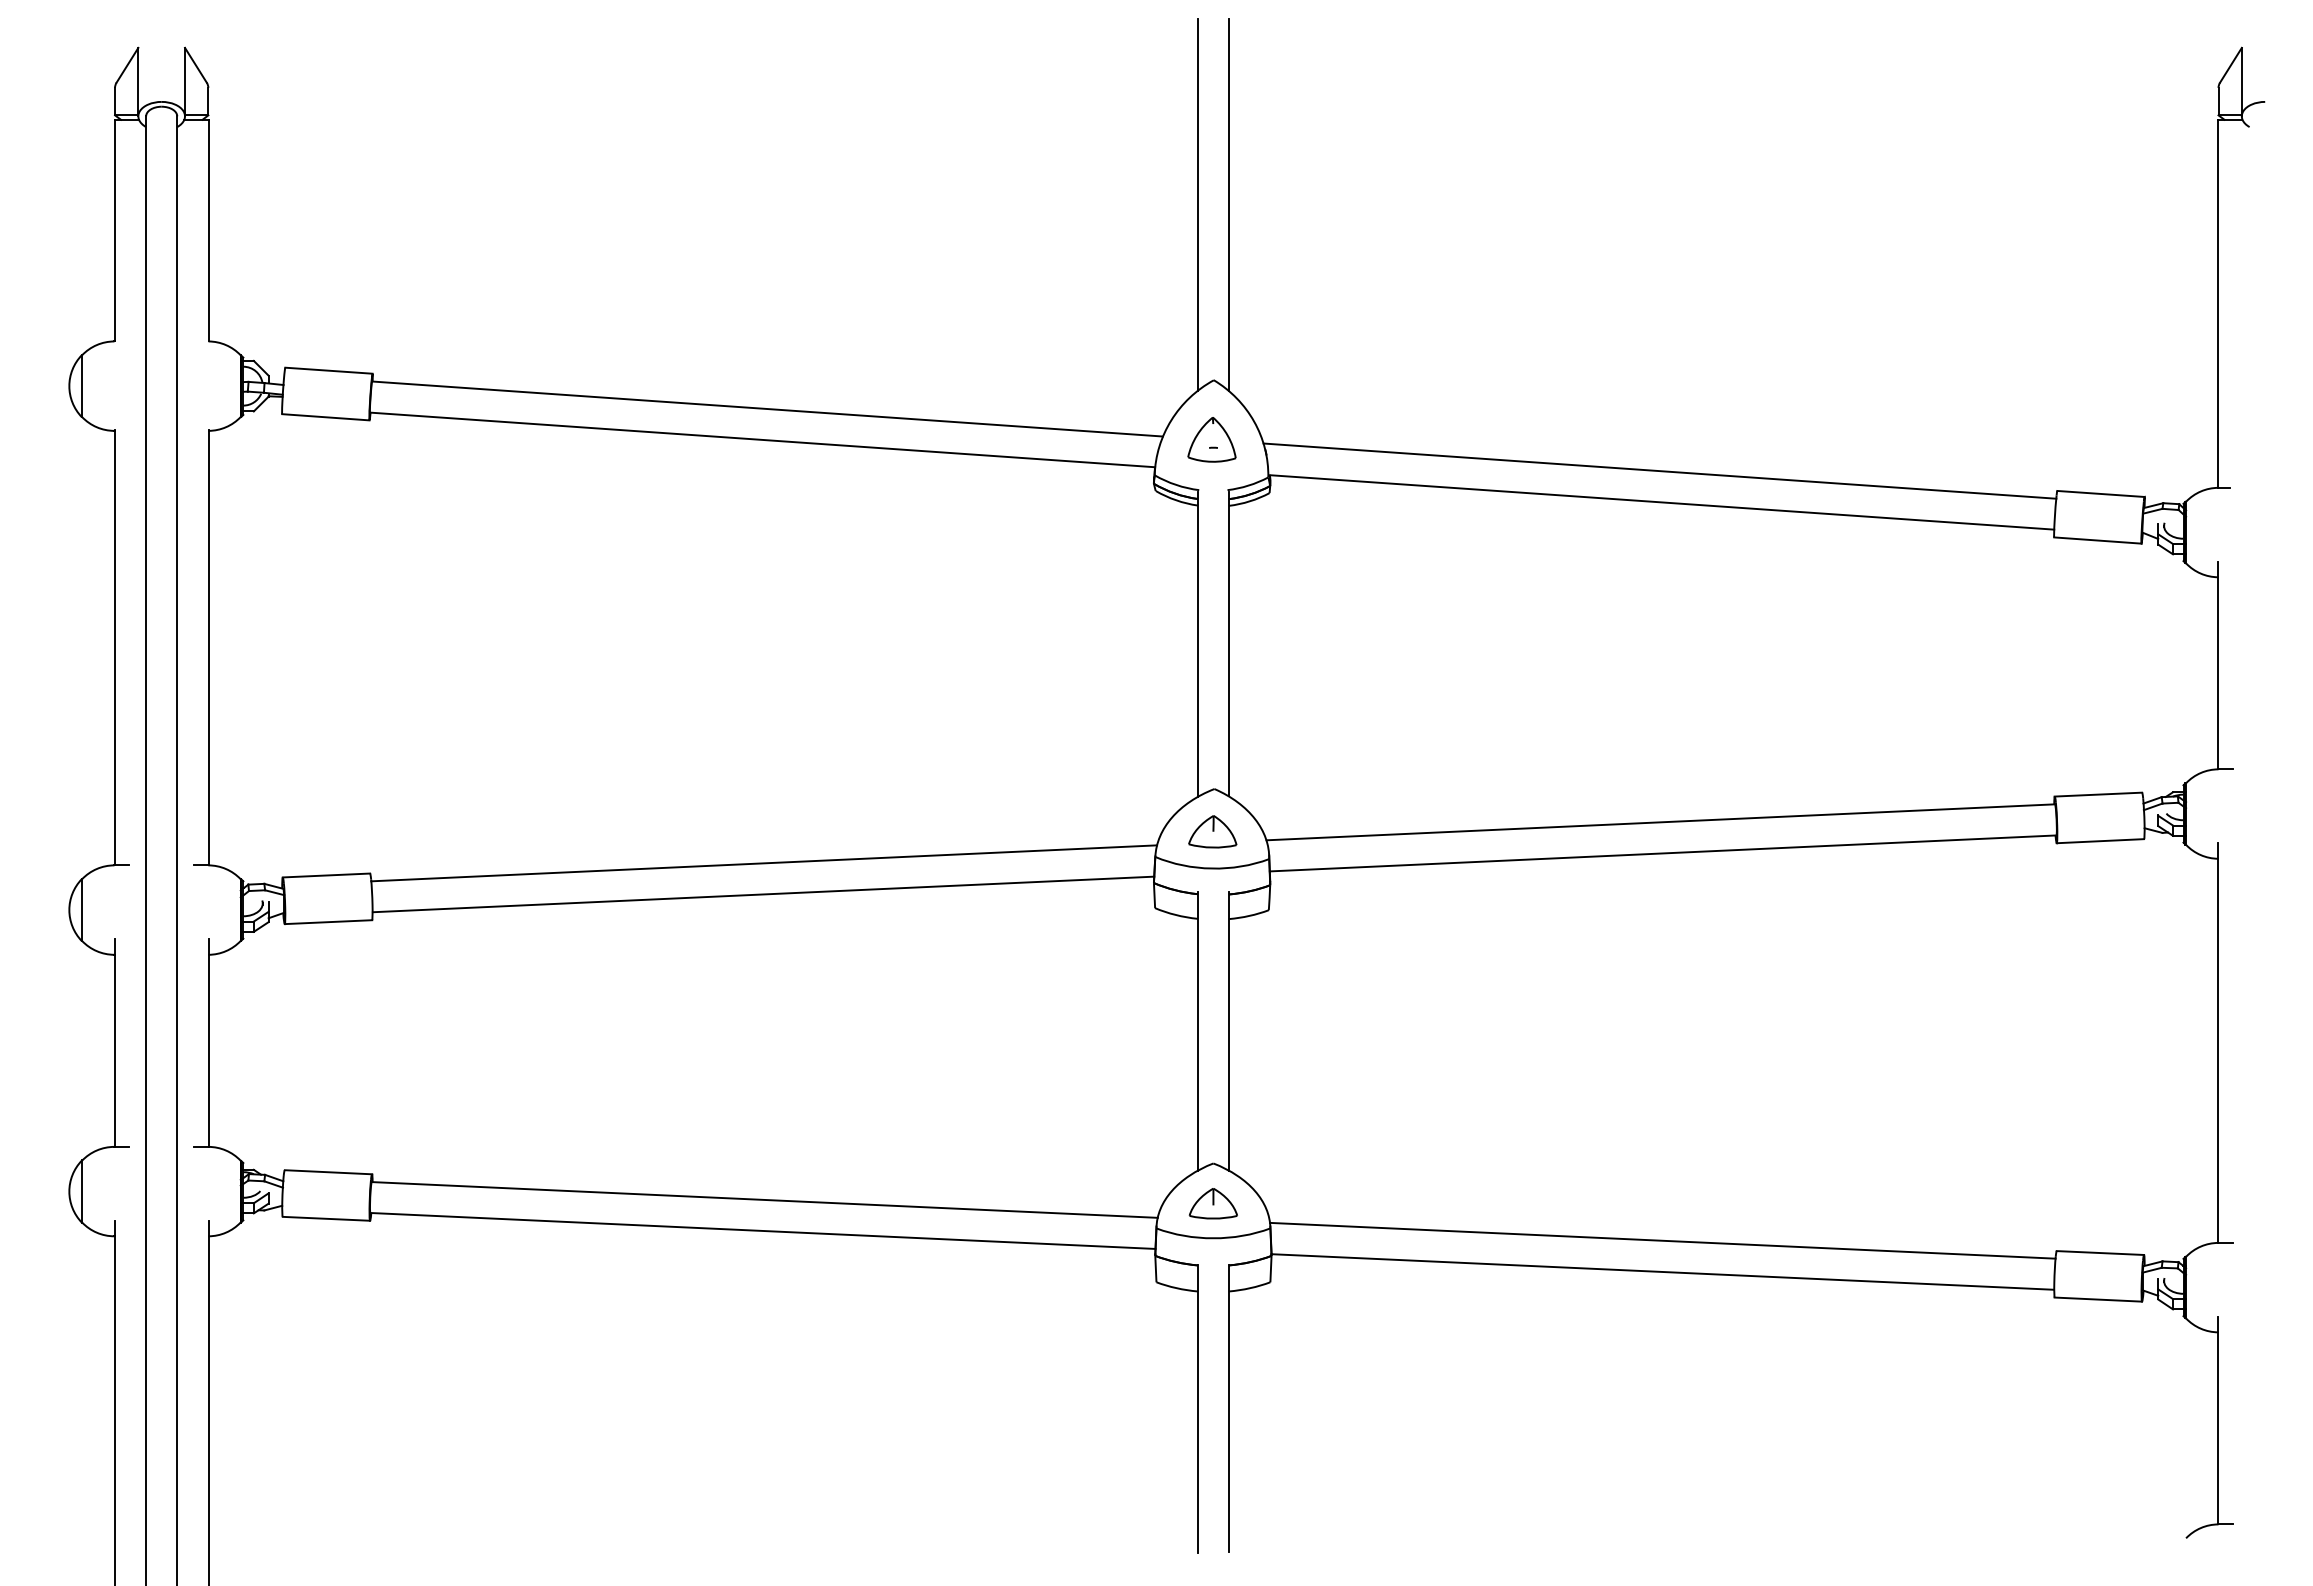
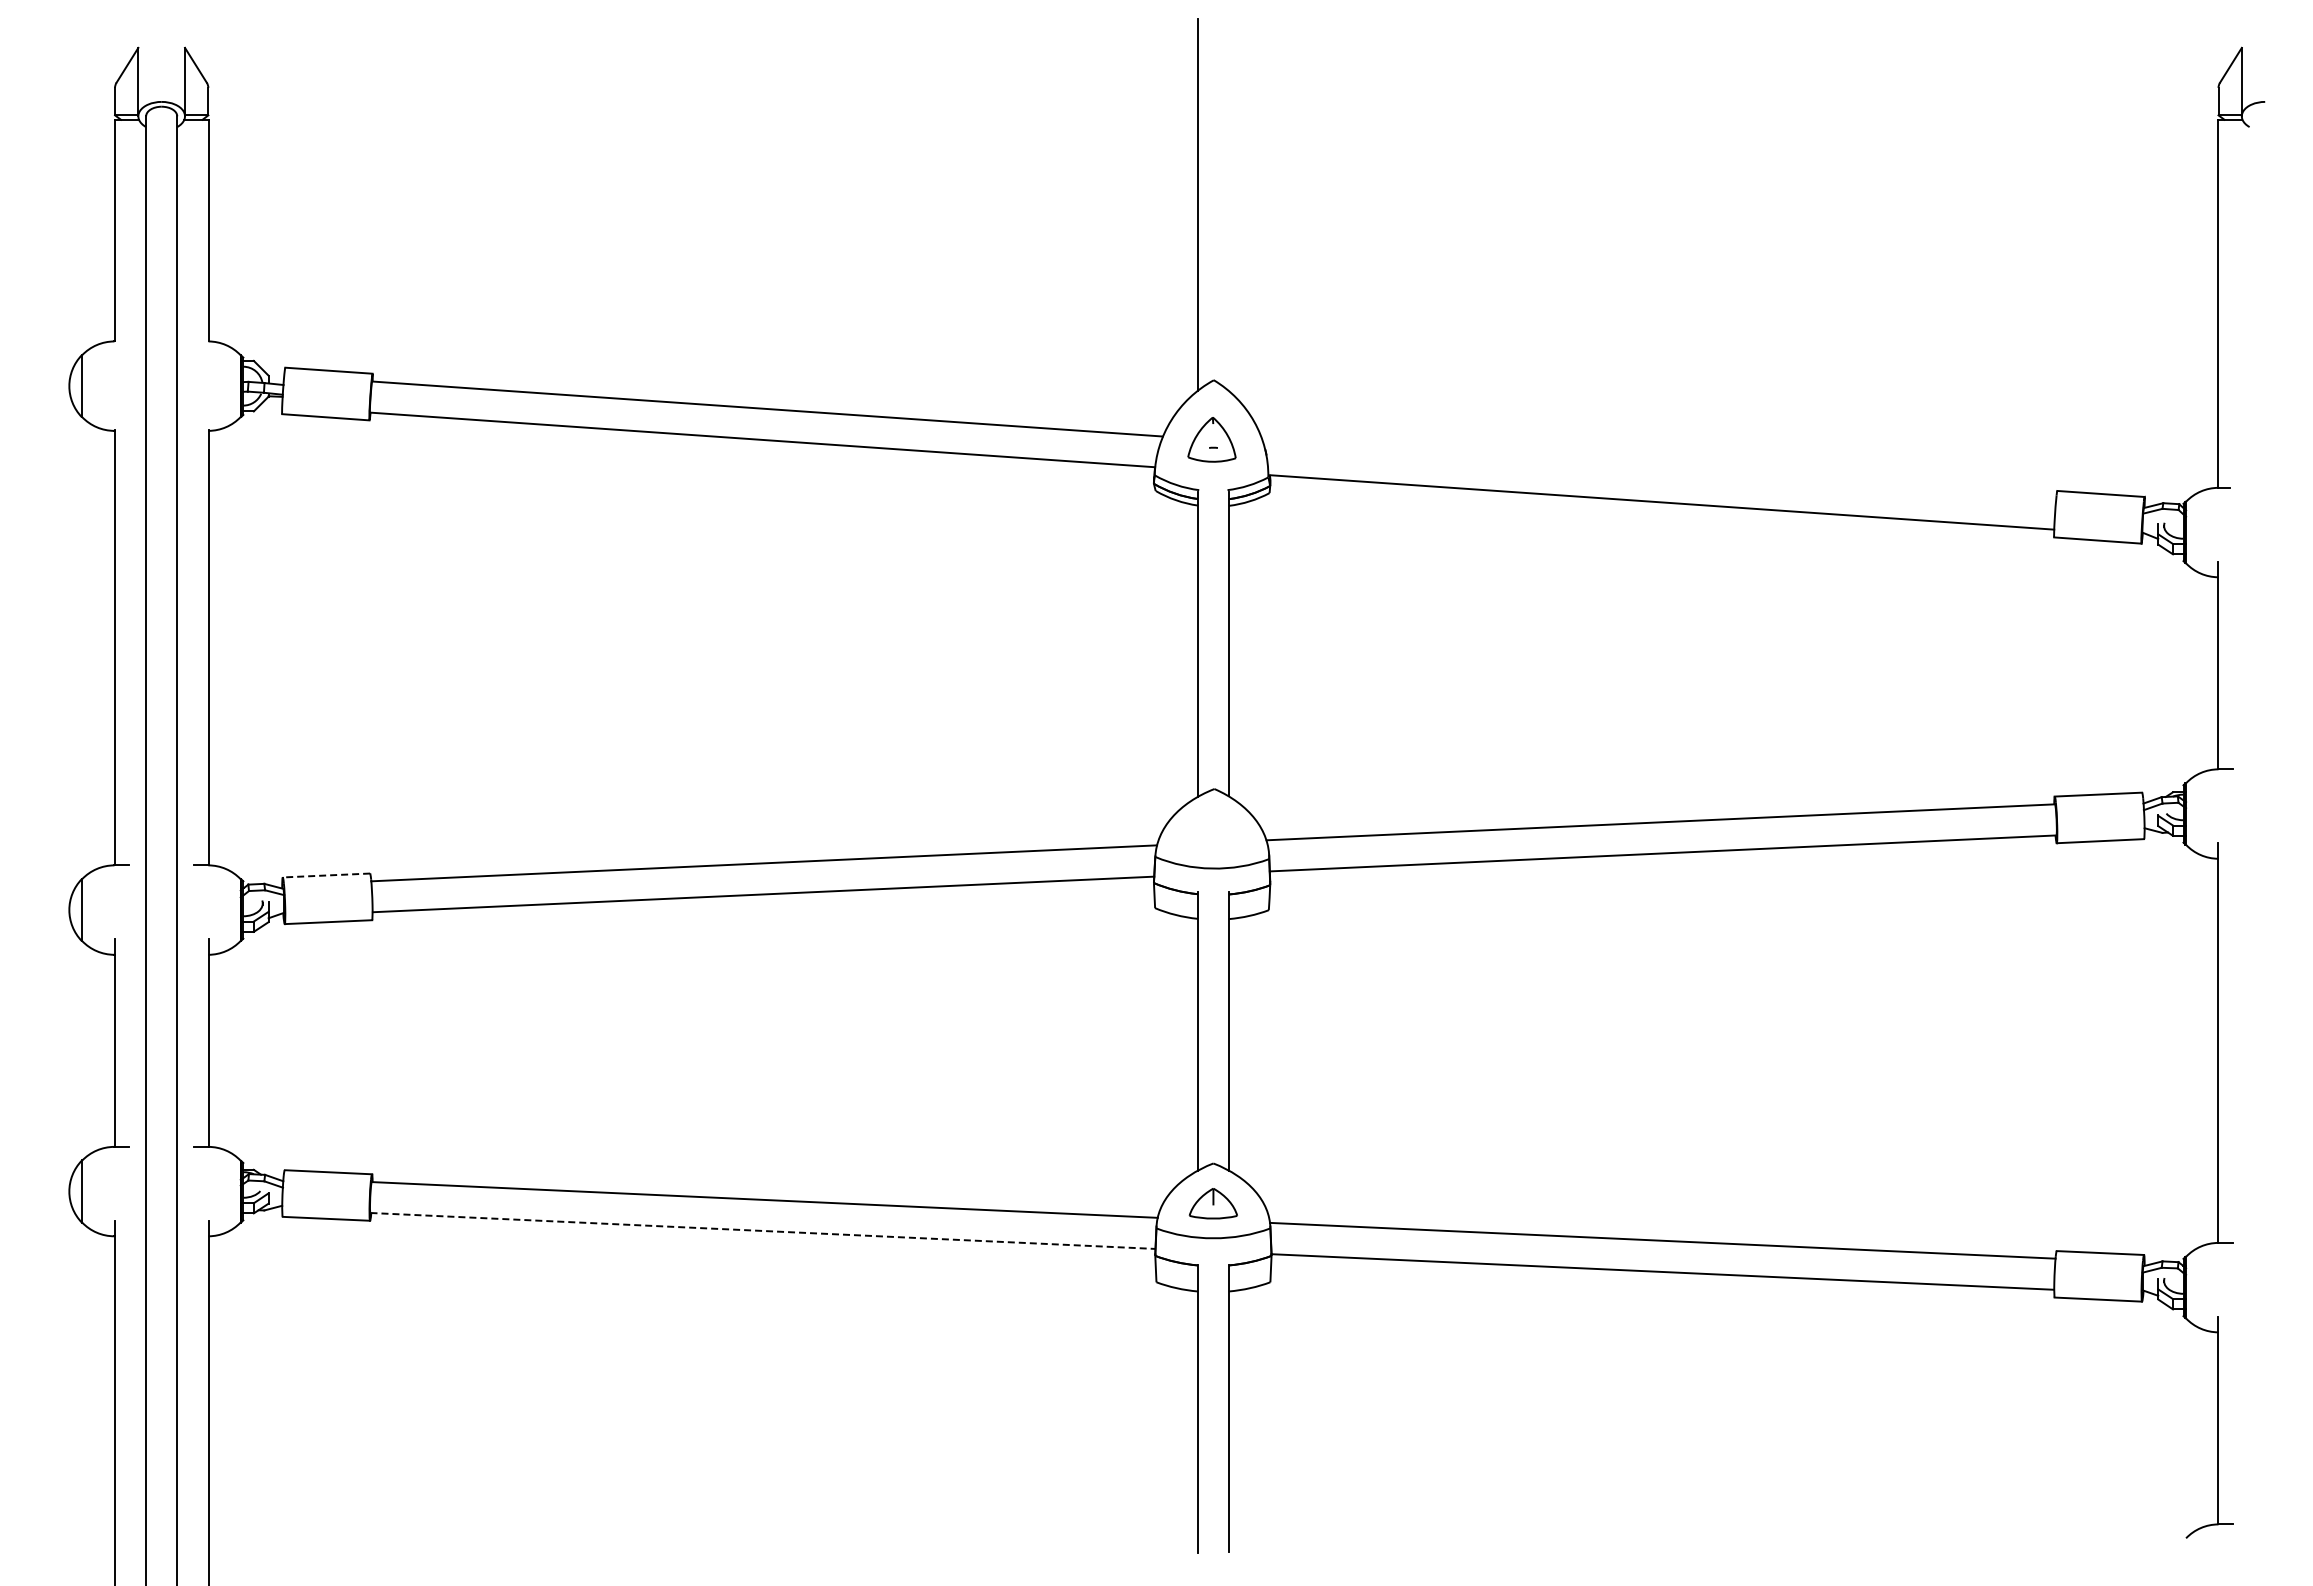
line: present -> none (1228, 205)
line: present -> none (1659, 470)
part: present -> none (1212, 831)
line: solid -> dashed (326, 875)
line: solid -> dashed (762, 1230)
